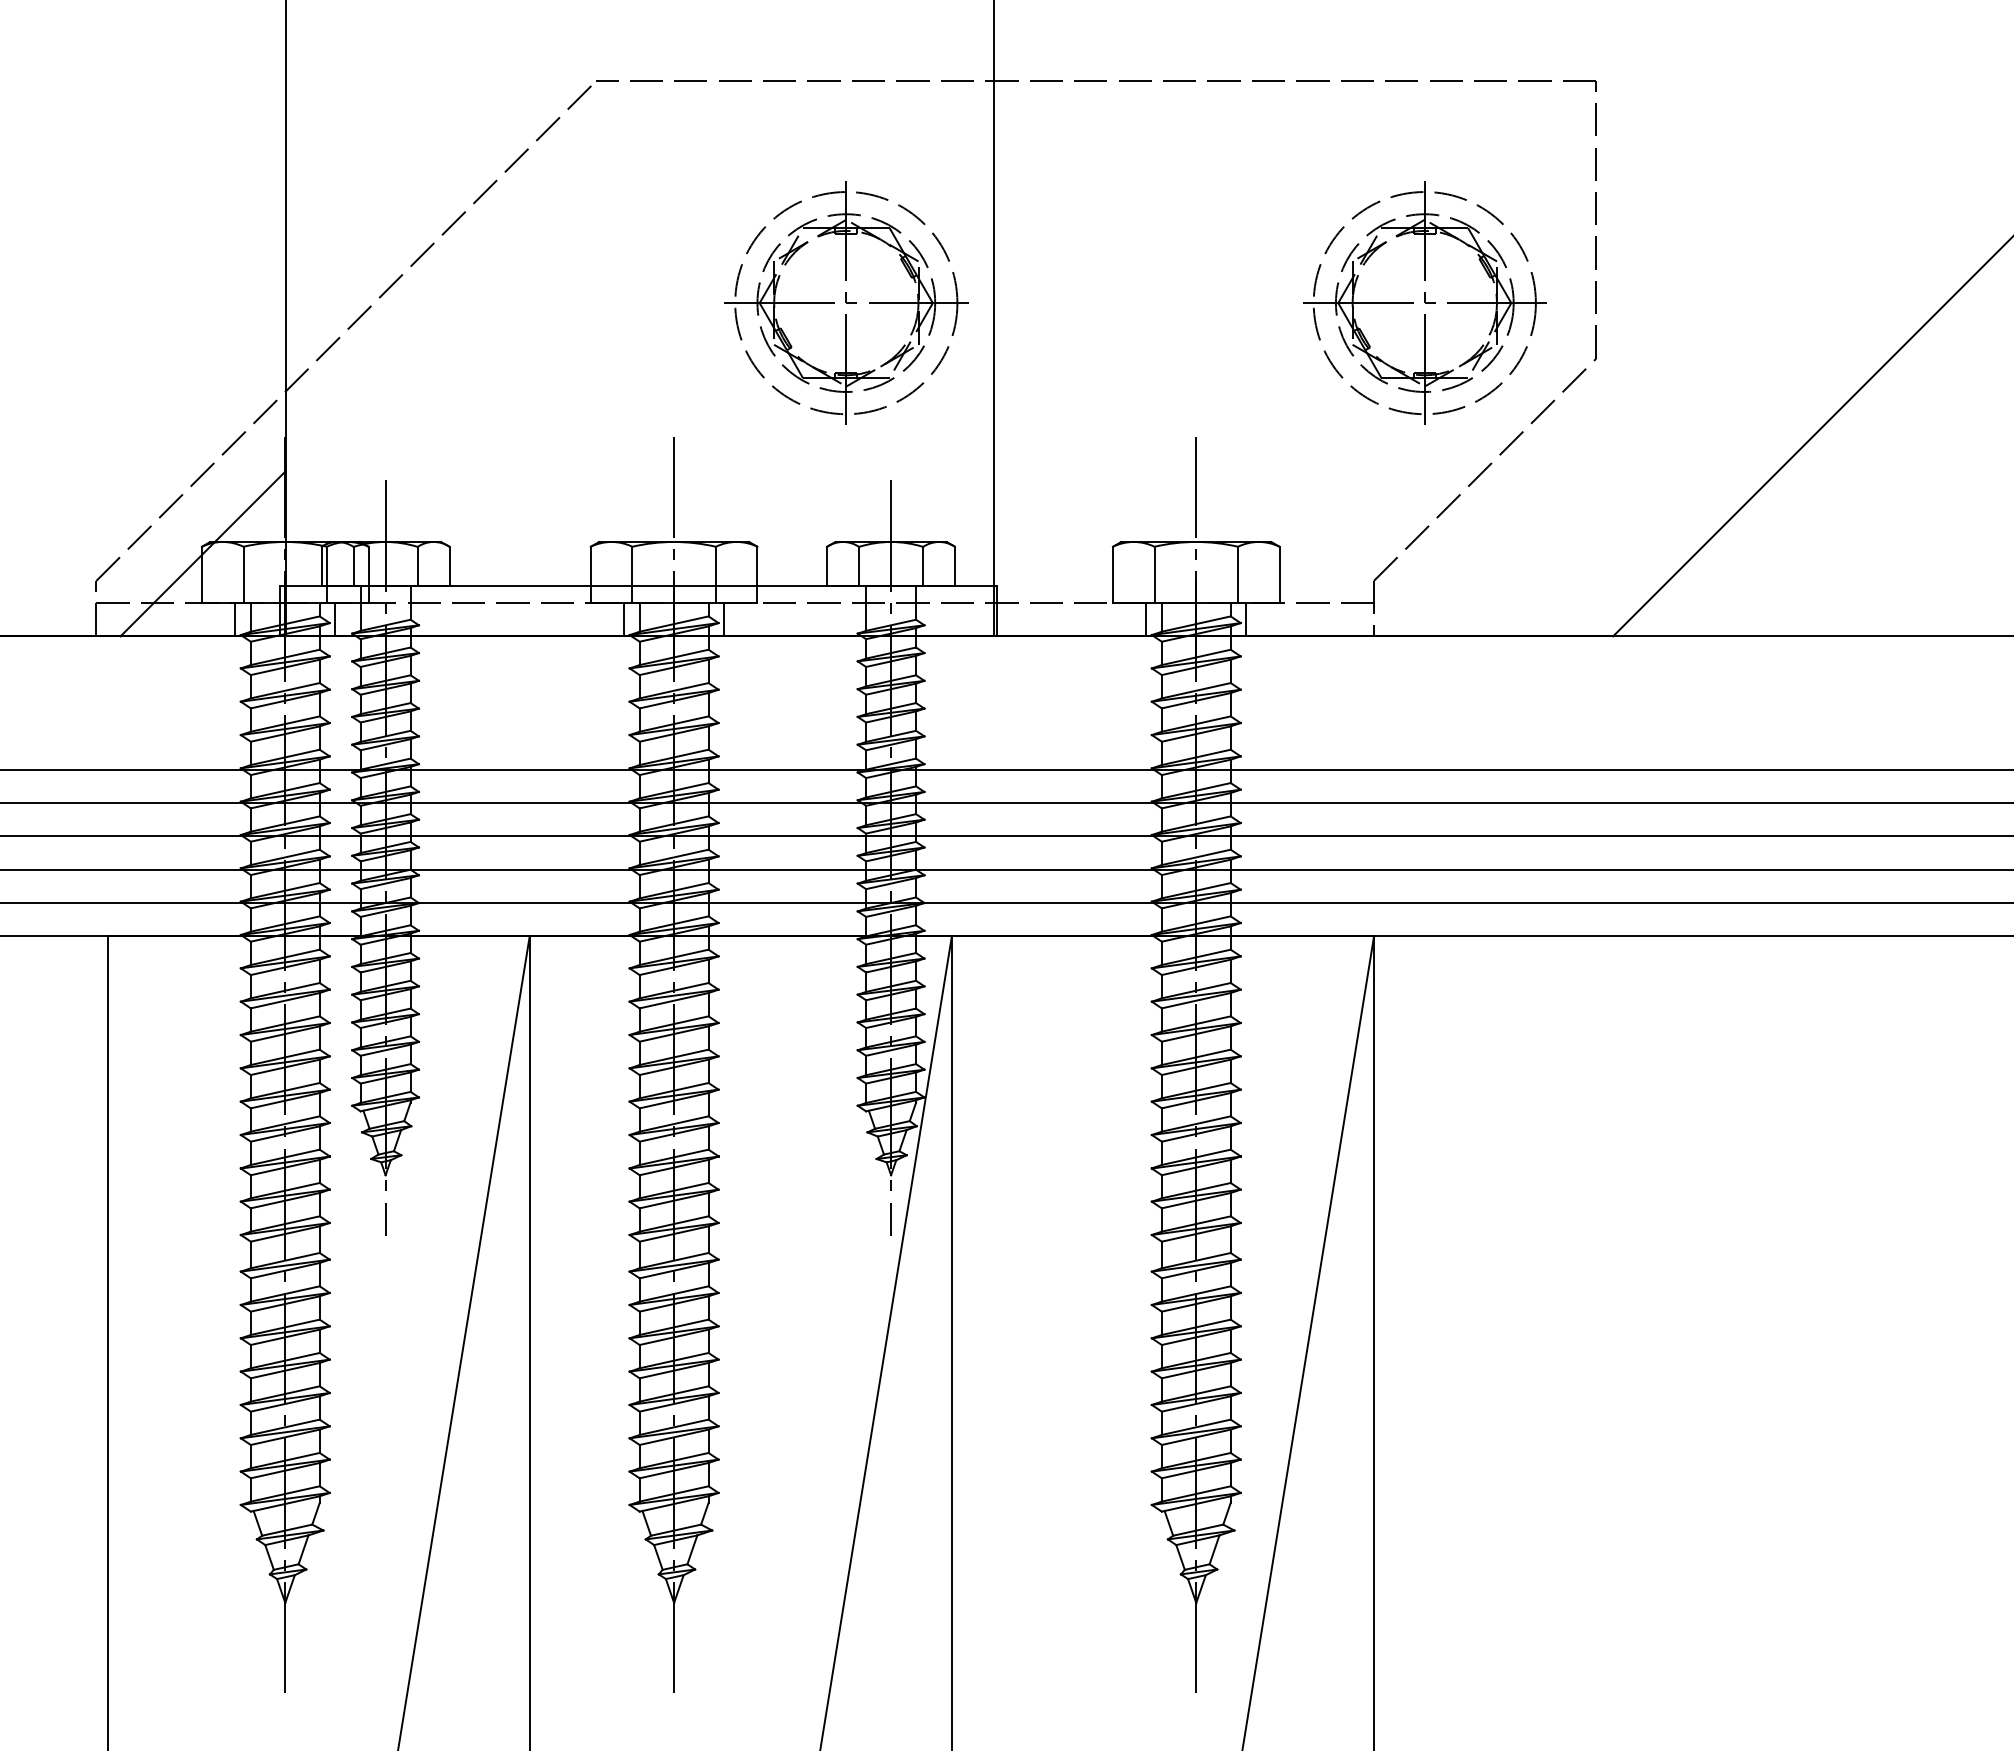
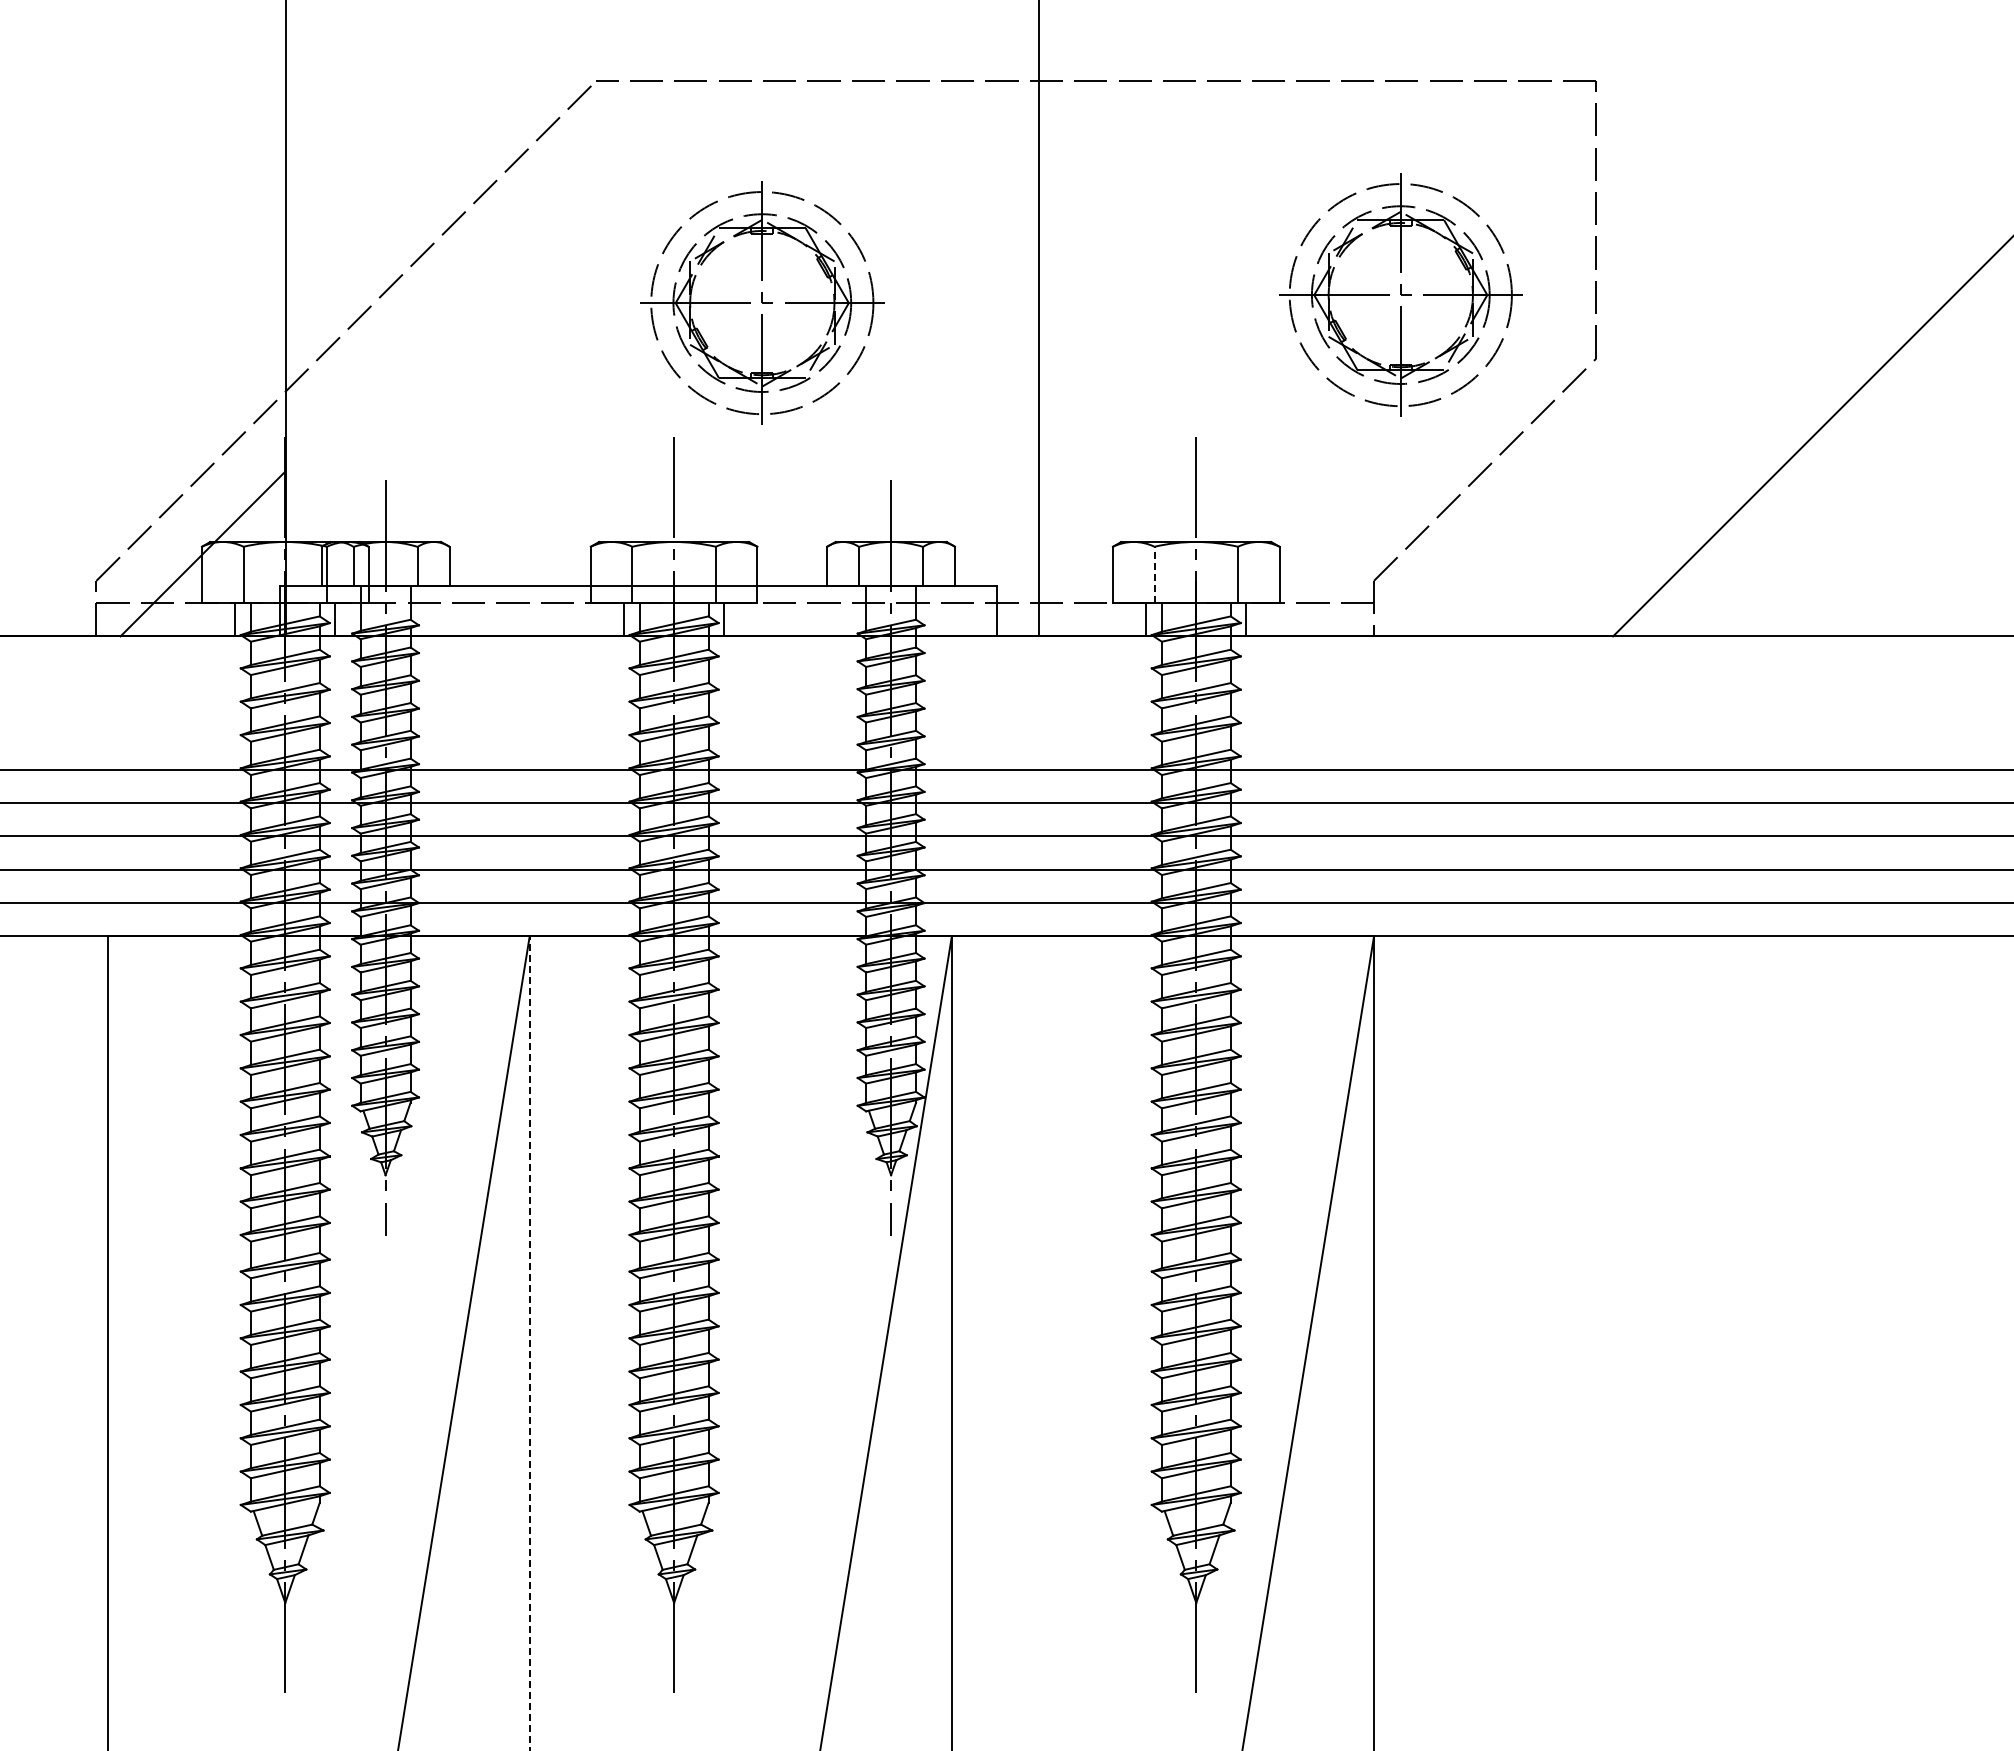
part position: (846, 302) -> (762, 302) (762, 302)
part position: (1424, 302) -> (1400, 294) (1400, 294)
line position: (993, 319) -> (1038, 319) (1038, 319)
line: solid -> dashed (1154, 574)
line: solid -> dashed (529, 1343)
